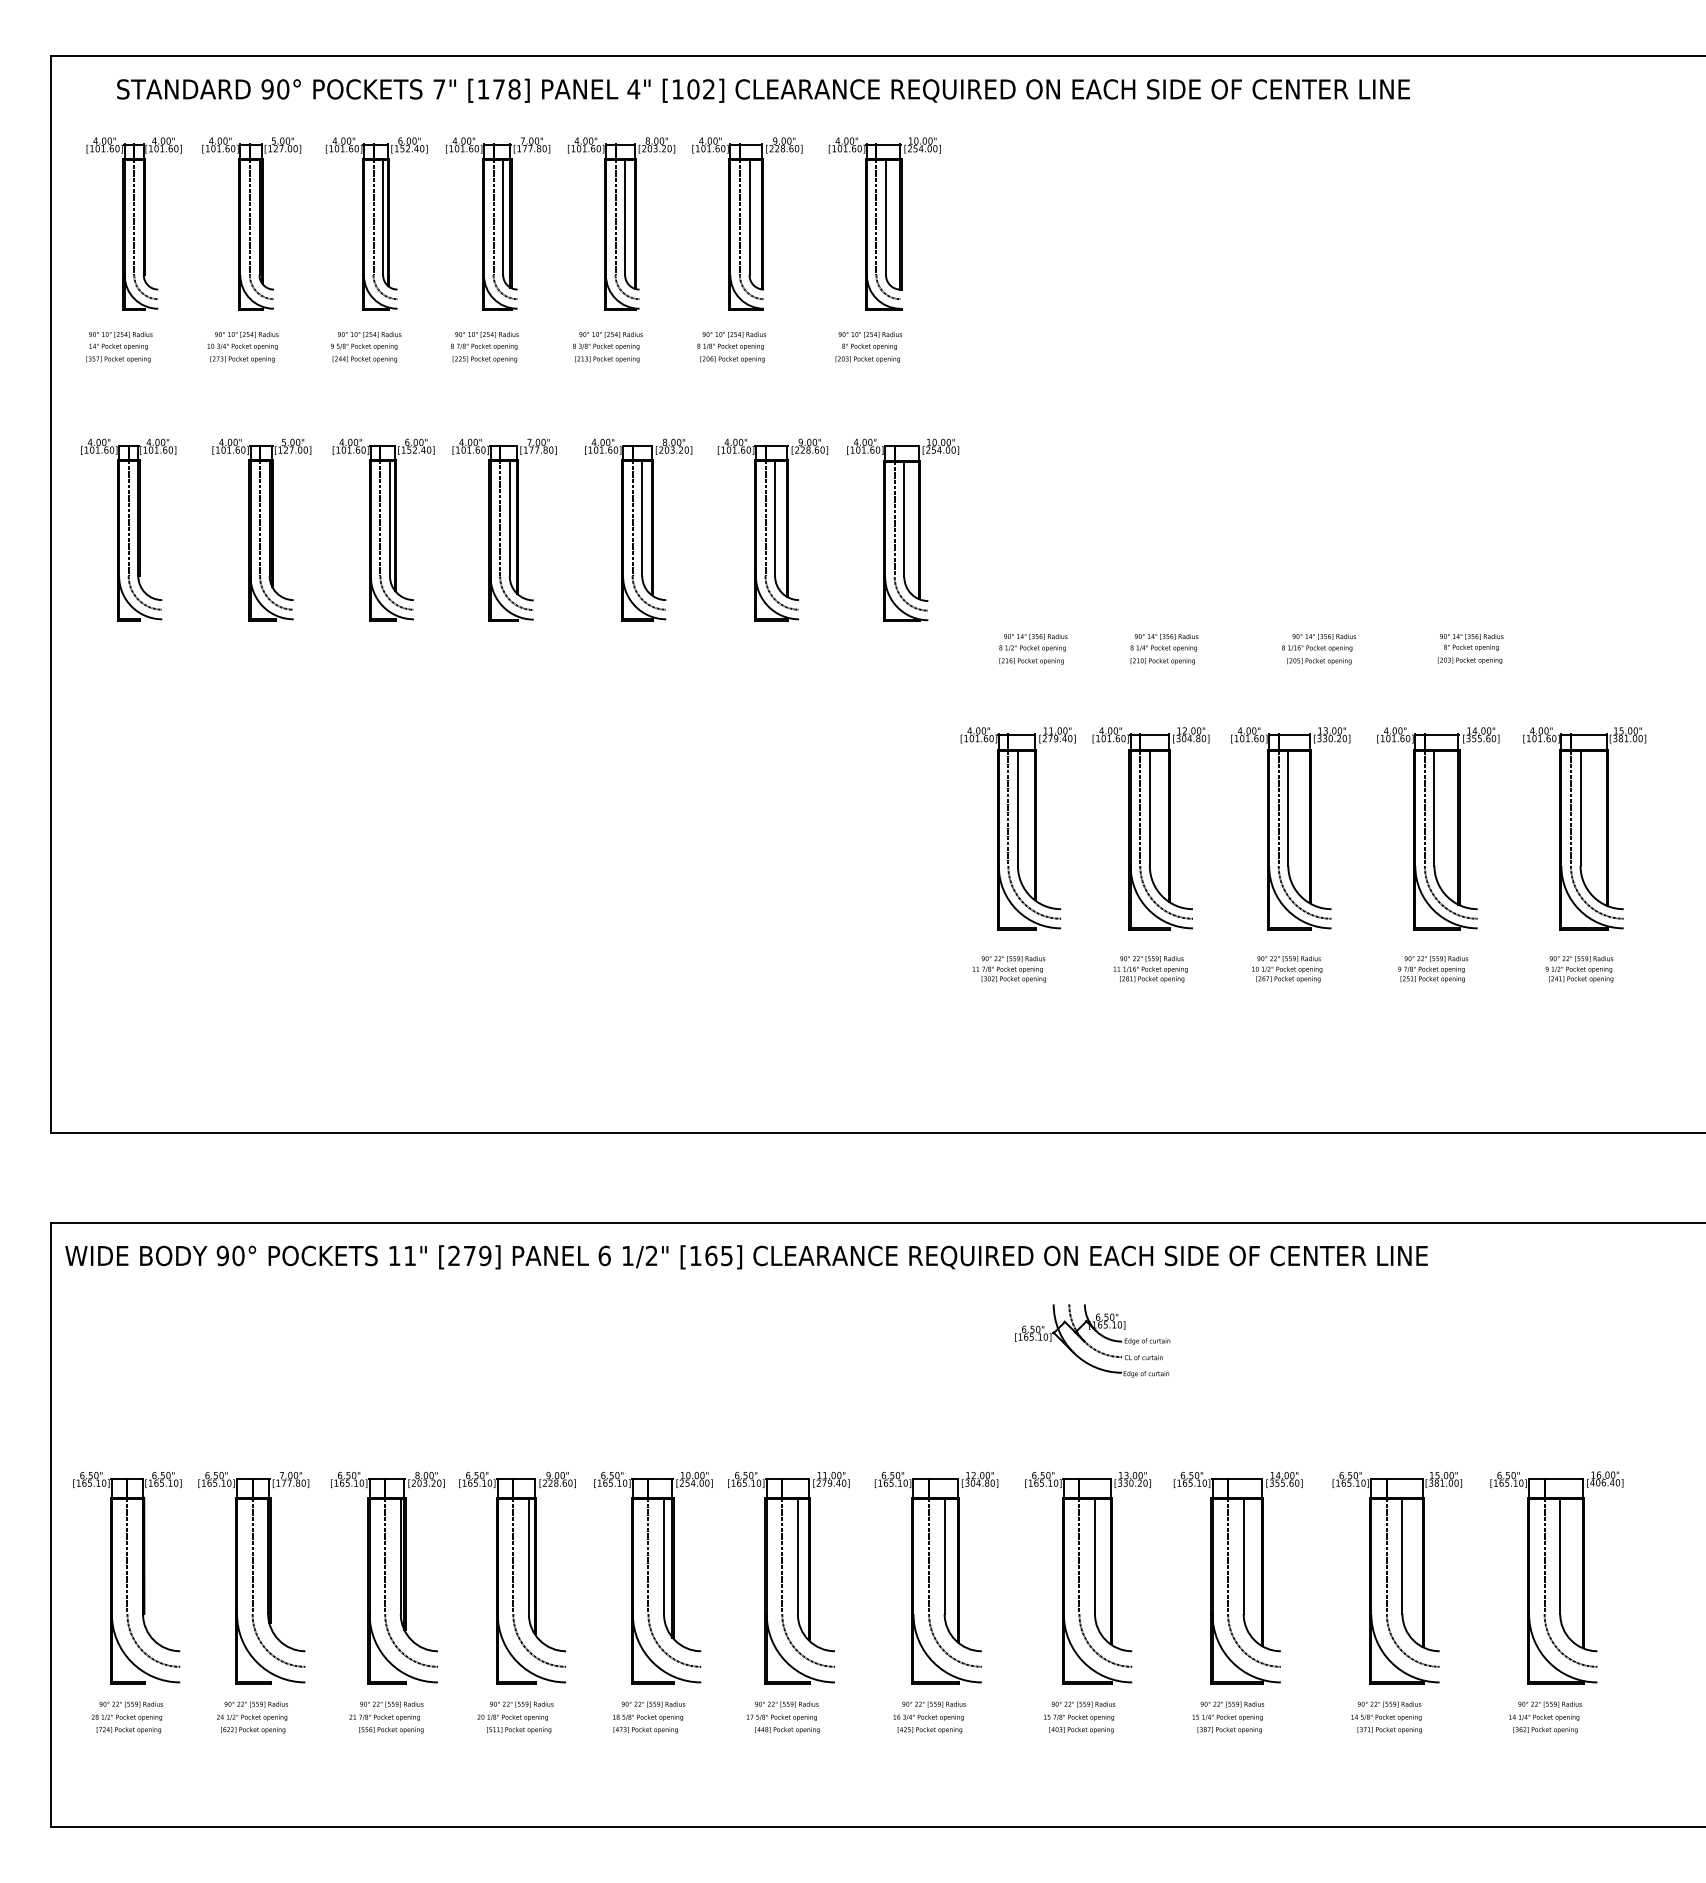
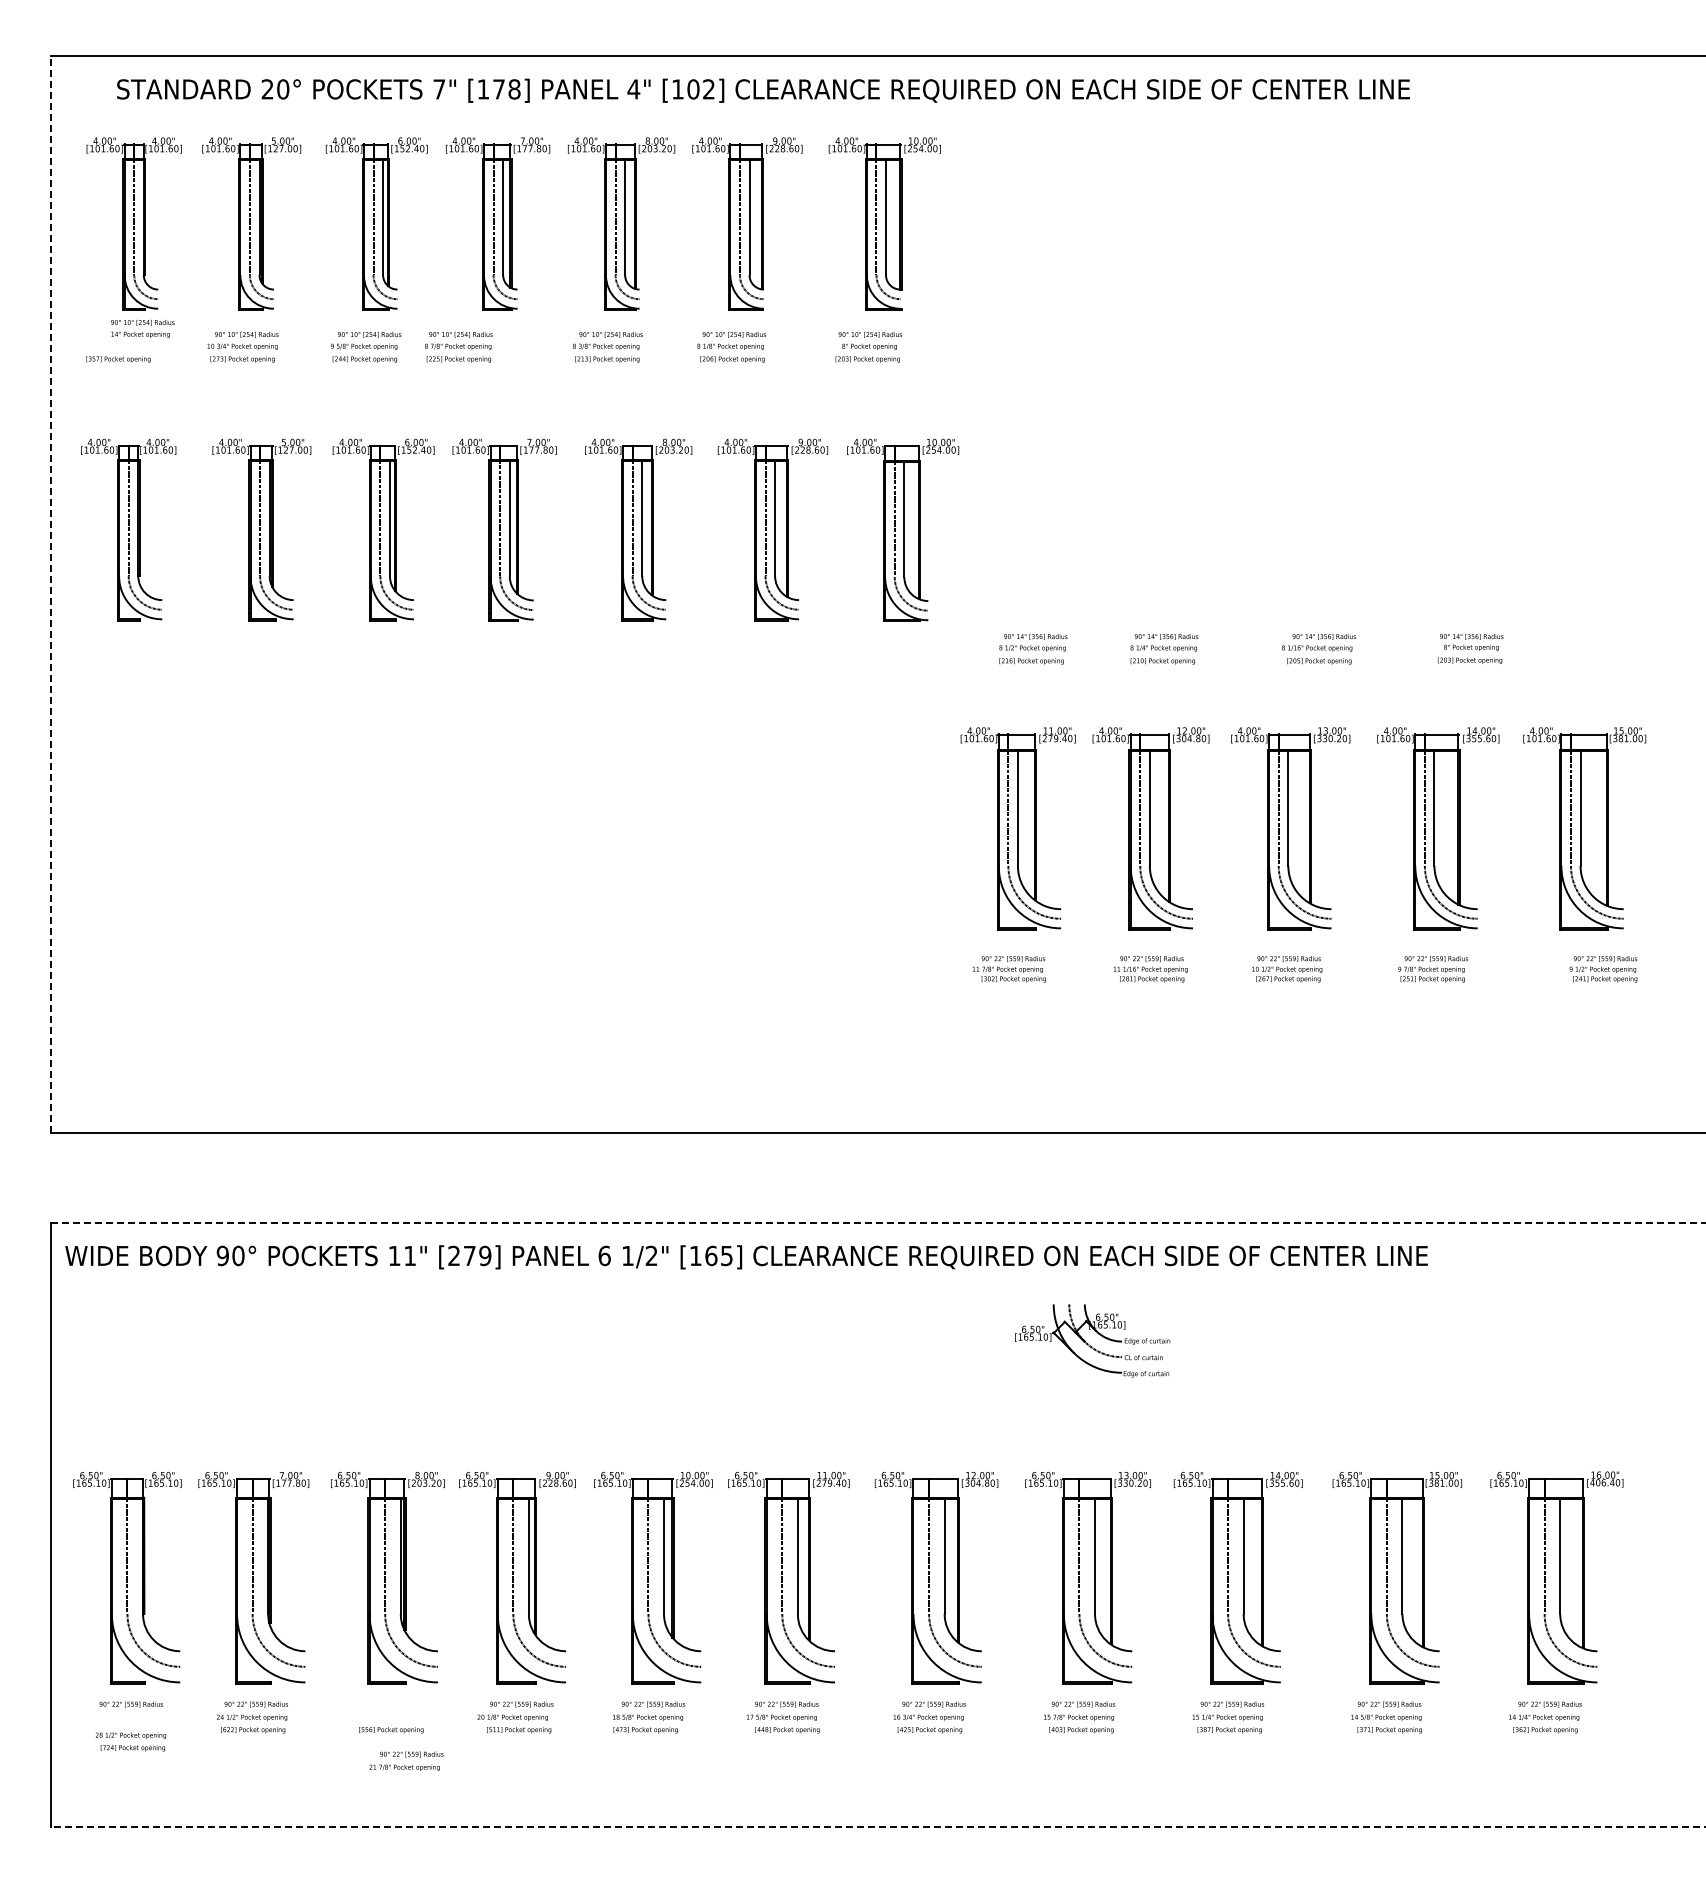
text: 90° -> 20° (267, 89)
text position: (120, 340) -> (142, 328) (142, 328)
text position: (484, 346) -> (458, 346) (458, 346)
line: solid -> dashed (51, 594)
text position: (1579, 969) -> (1603, 969) (1603, 969)
line: solid -> dashed (878, 1223)
text position: (386, 1710) -> (406, 1760) (406, 1760)
text position: (126, 1723) -> (130, 1741) (130, 1741)
line: solid -> dashed (877, 1826)
